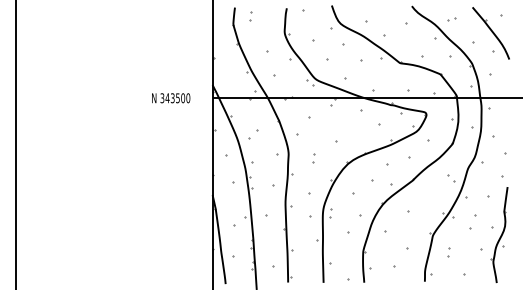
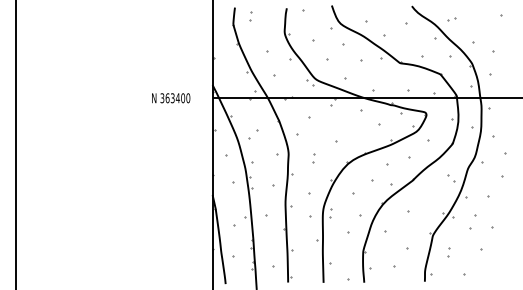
part: present -> none (490, 33)
text: 343500 -> 363400 (172, 98)
part: present -> none (499, 234)
